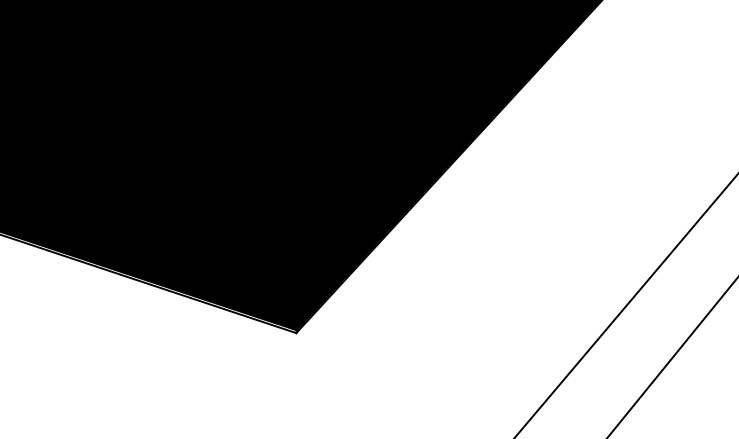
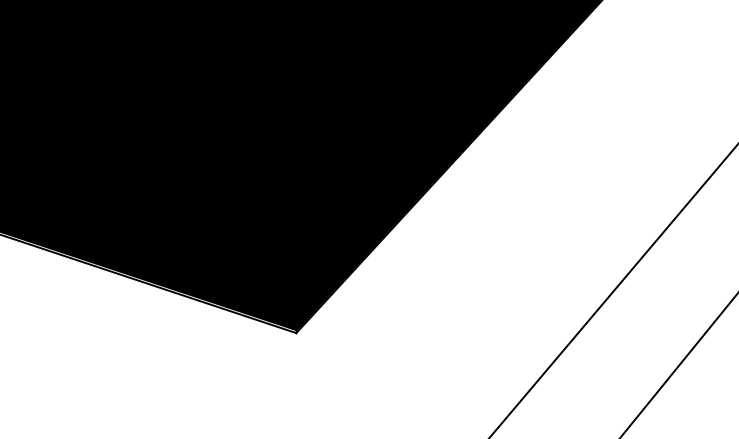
line position: (625, 305) -> (613, 291) (613, 291)
line position: (672, 357) -> (678, 365) (678, 365)
